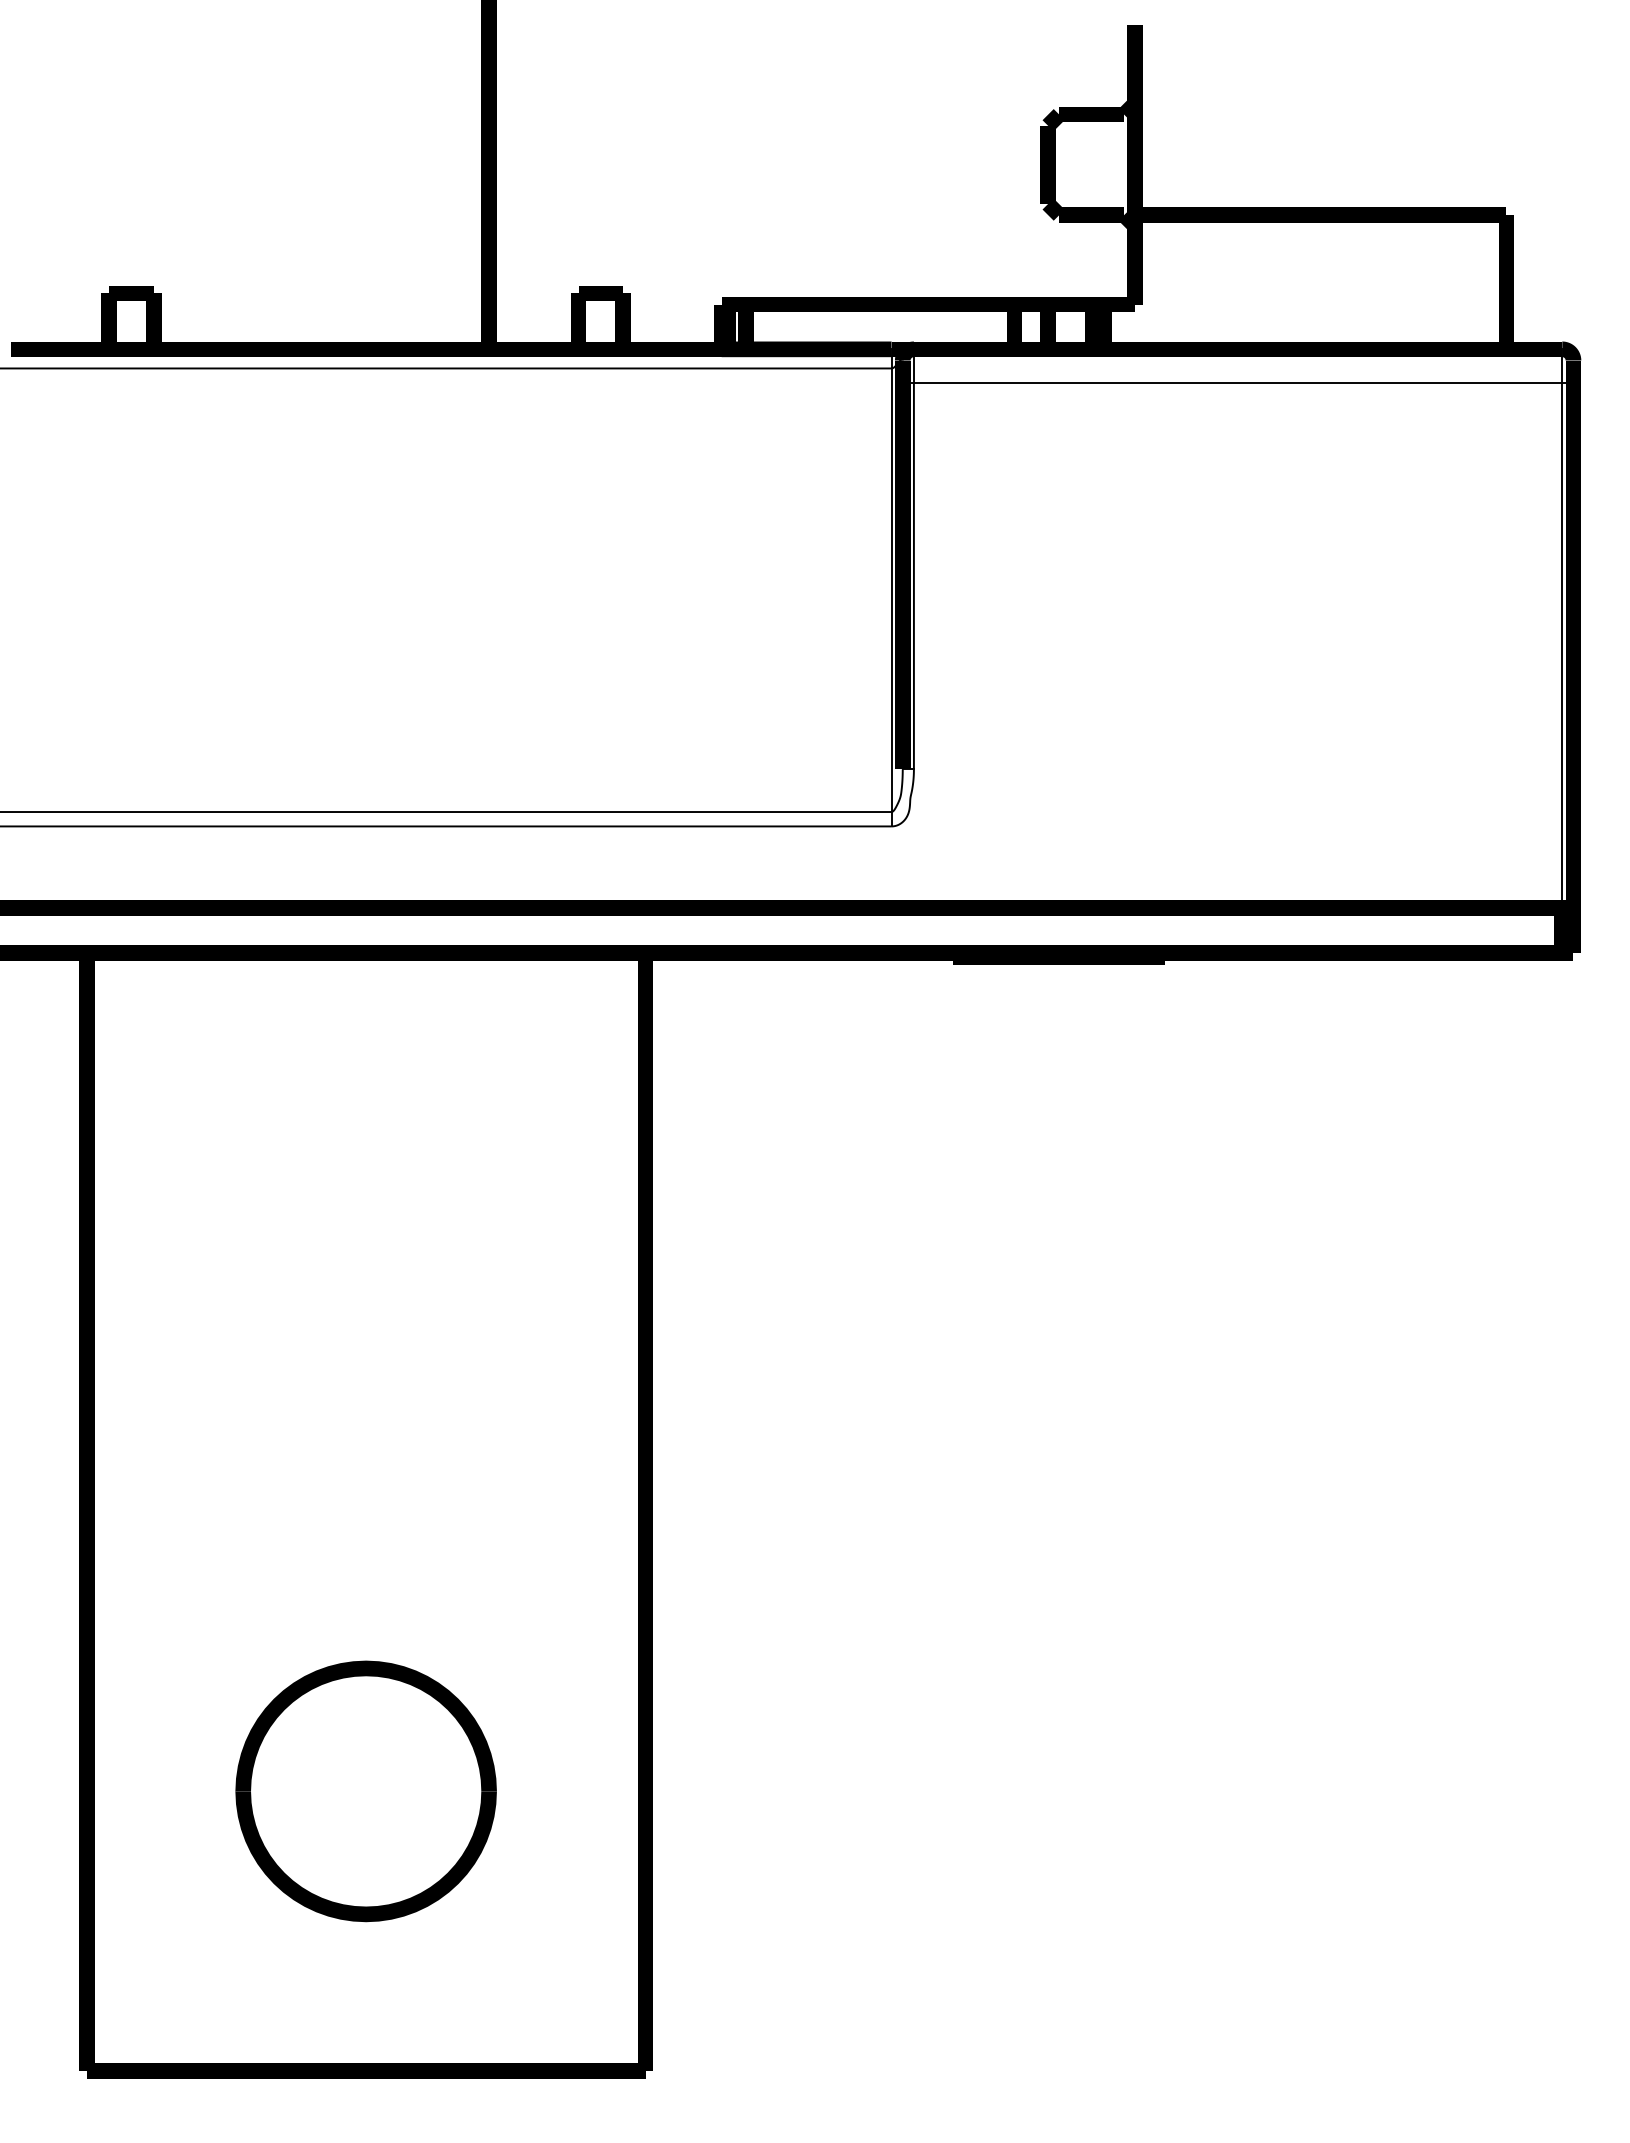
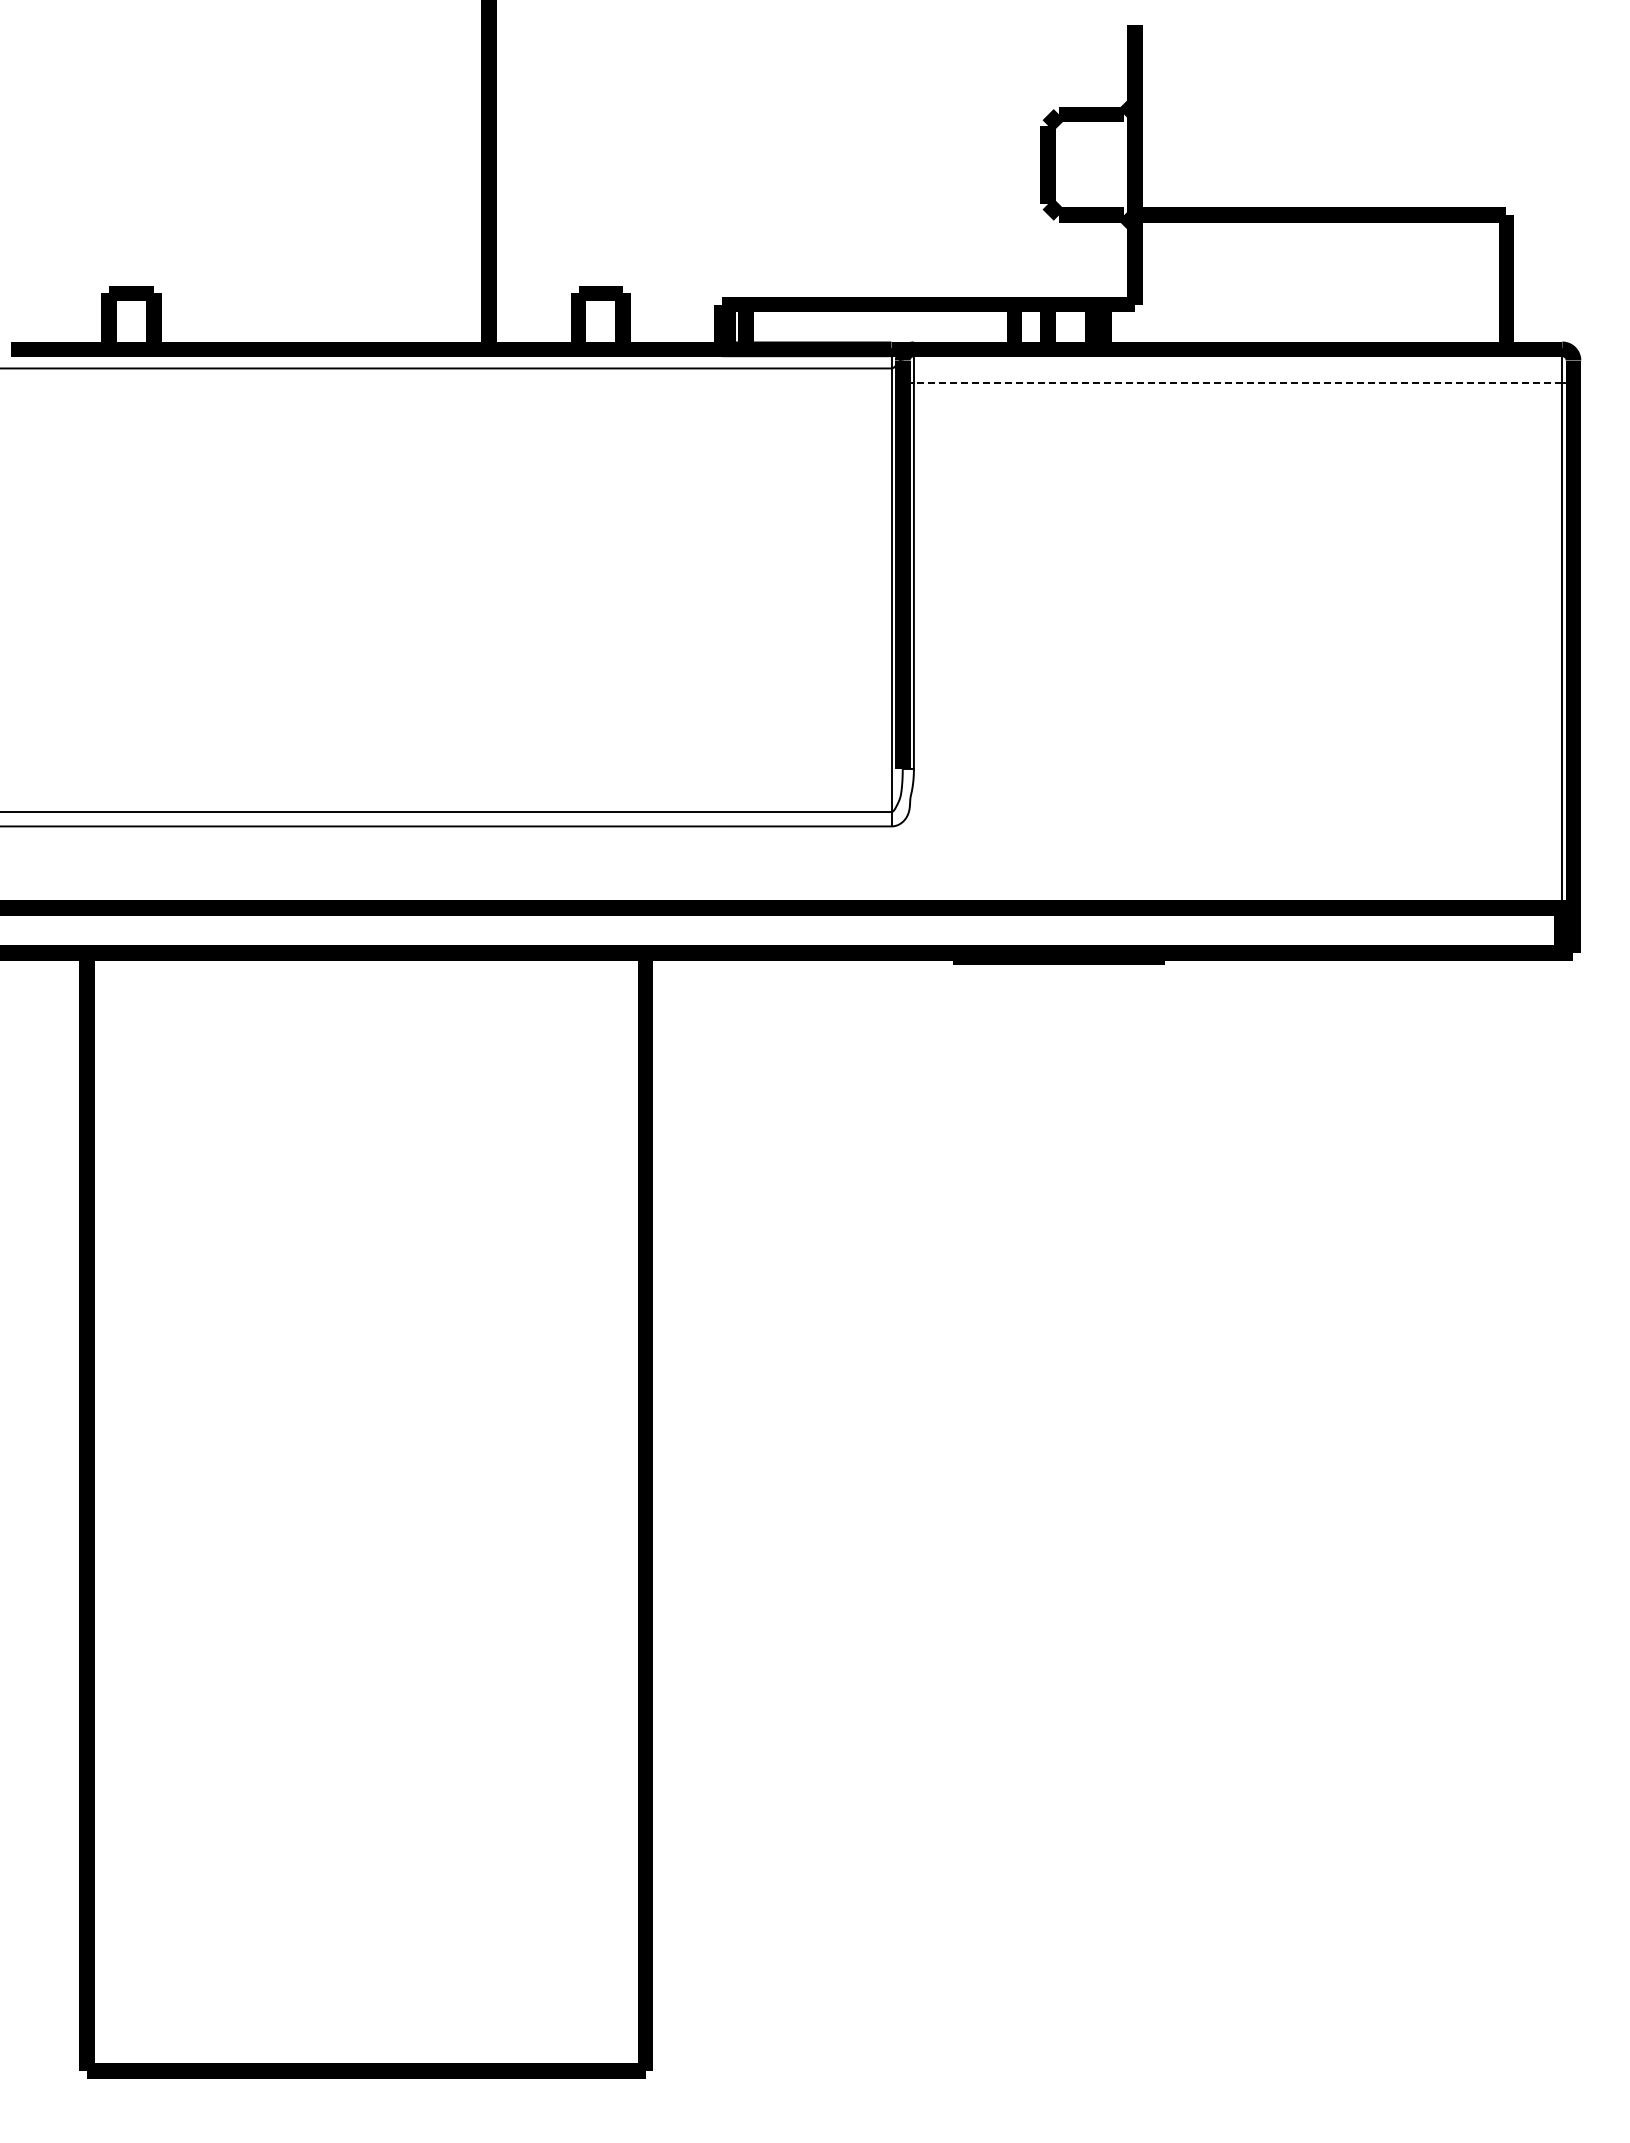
line: solid -> dashed (1237, 382)
part: present -> none (365, 1791)
